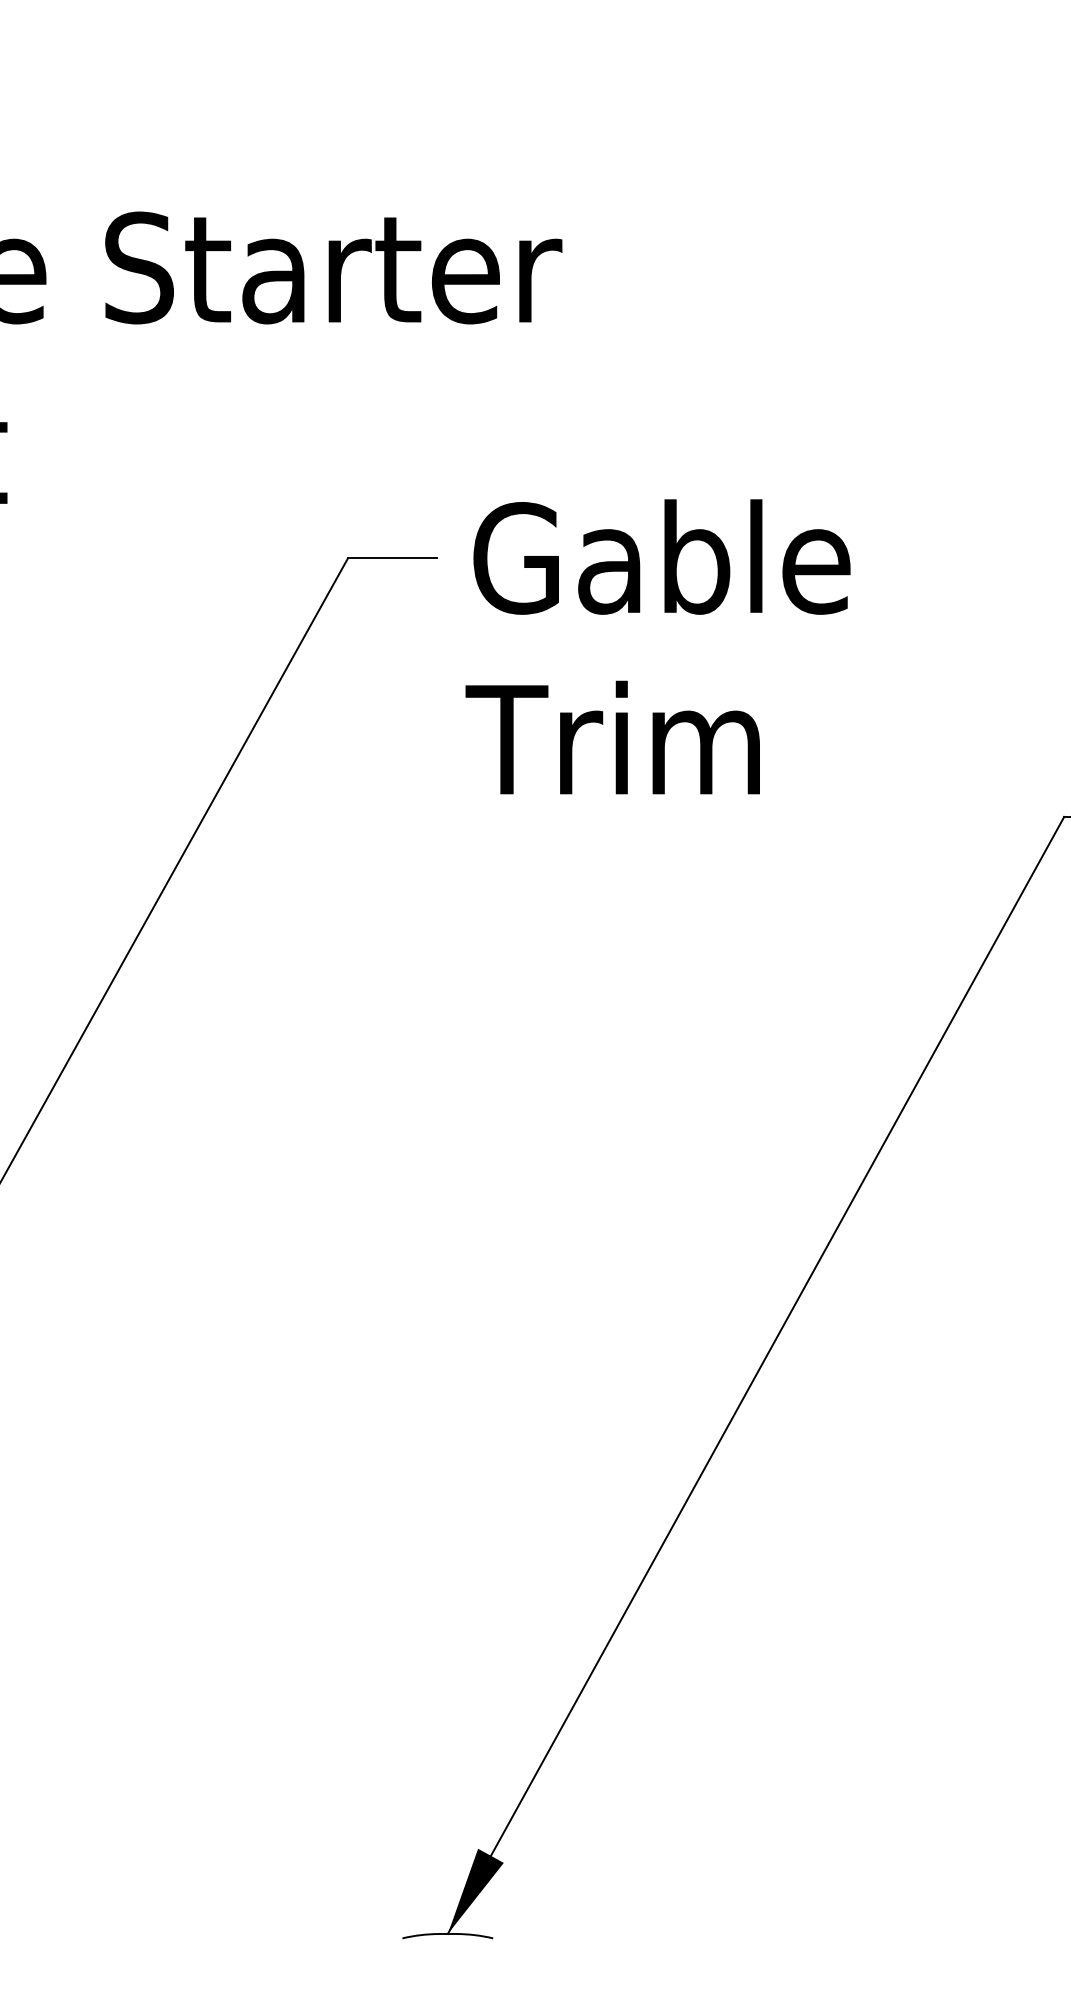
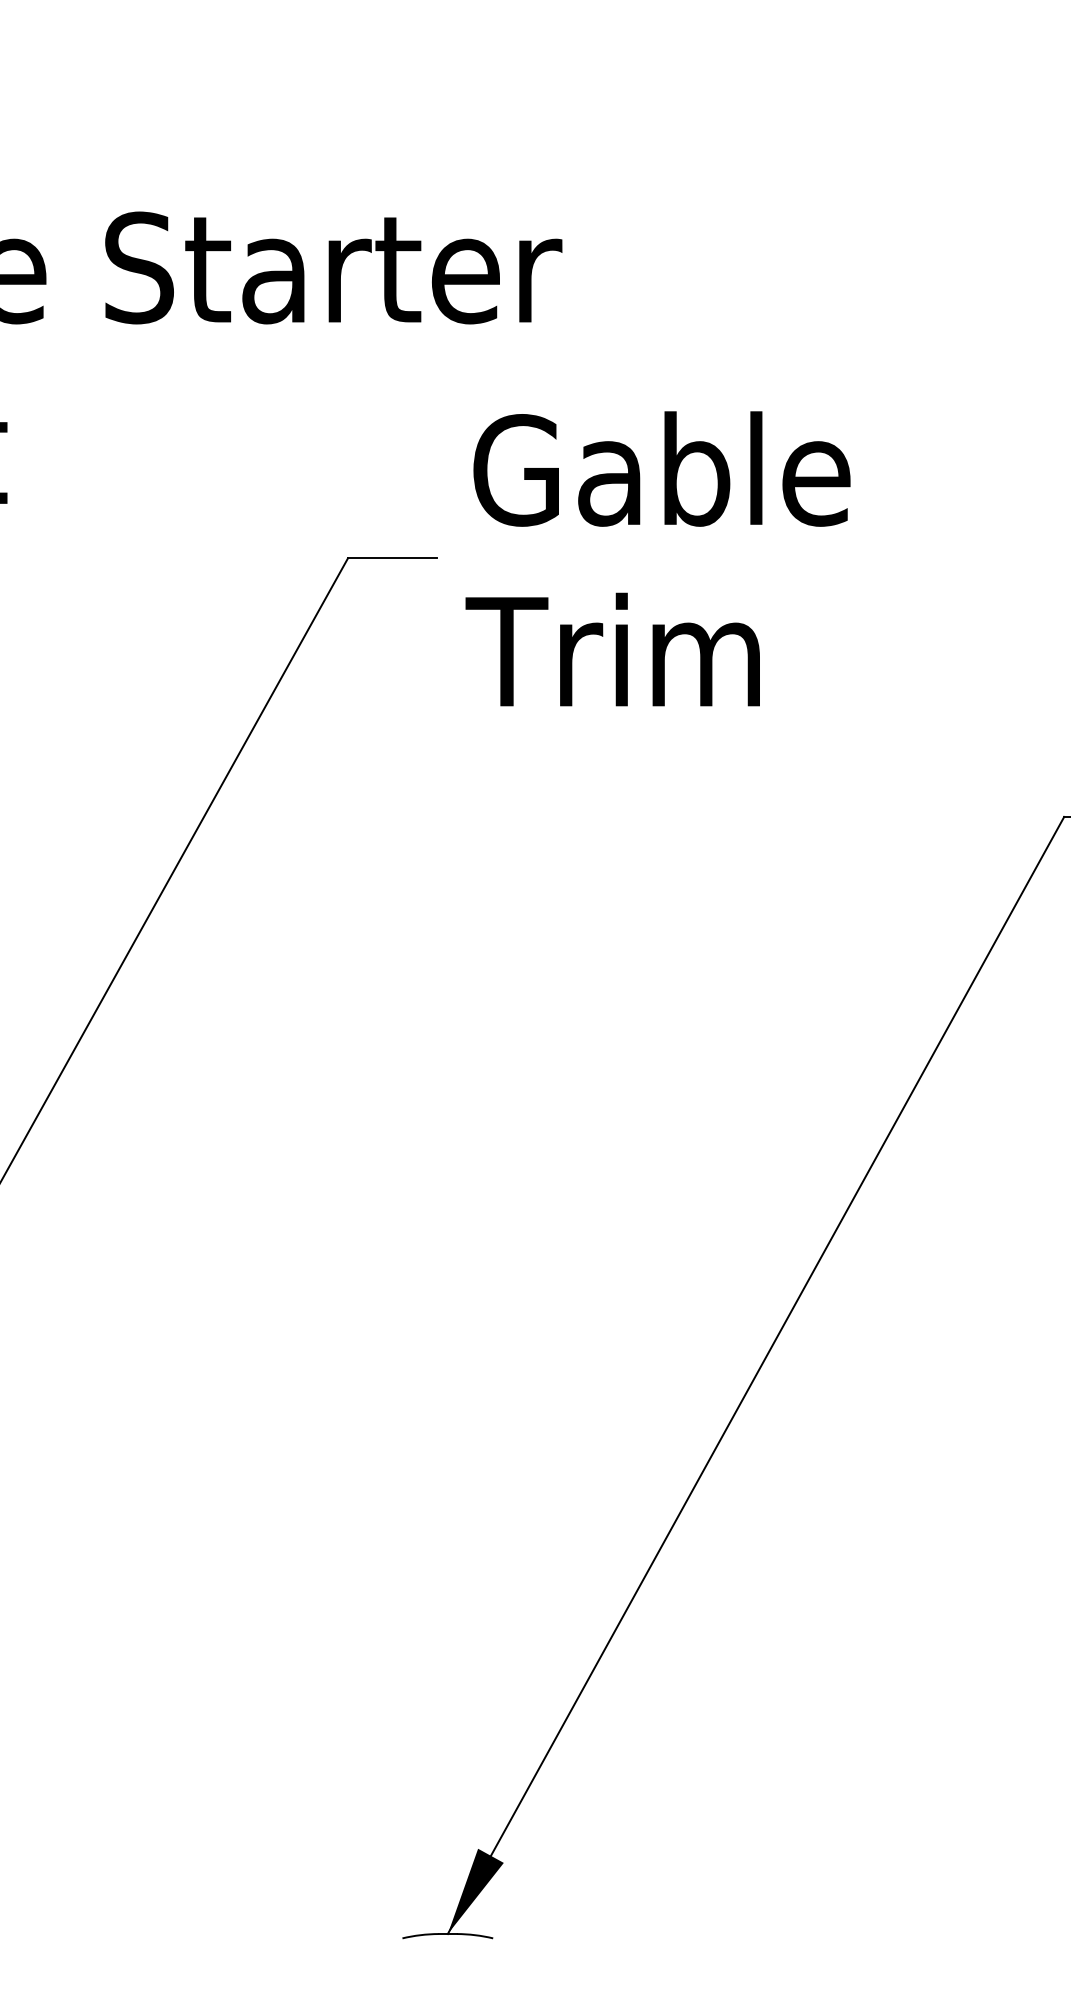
text position: (657, 646) -> (657, 558) (657, 558)
